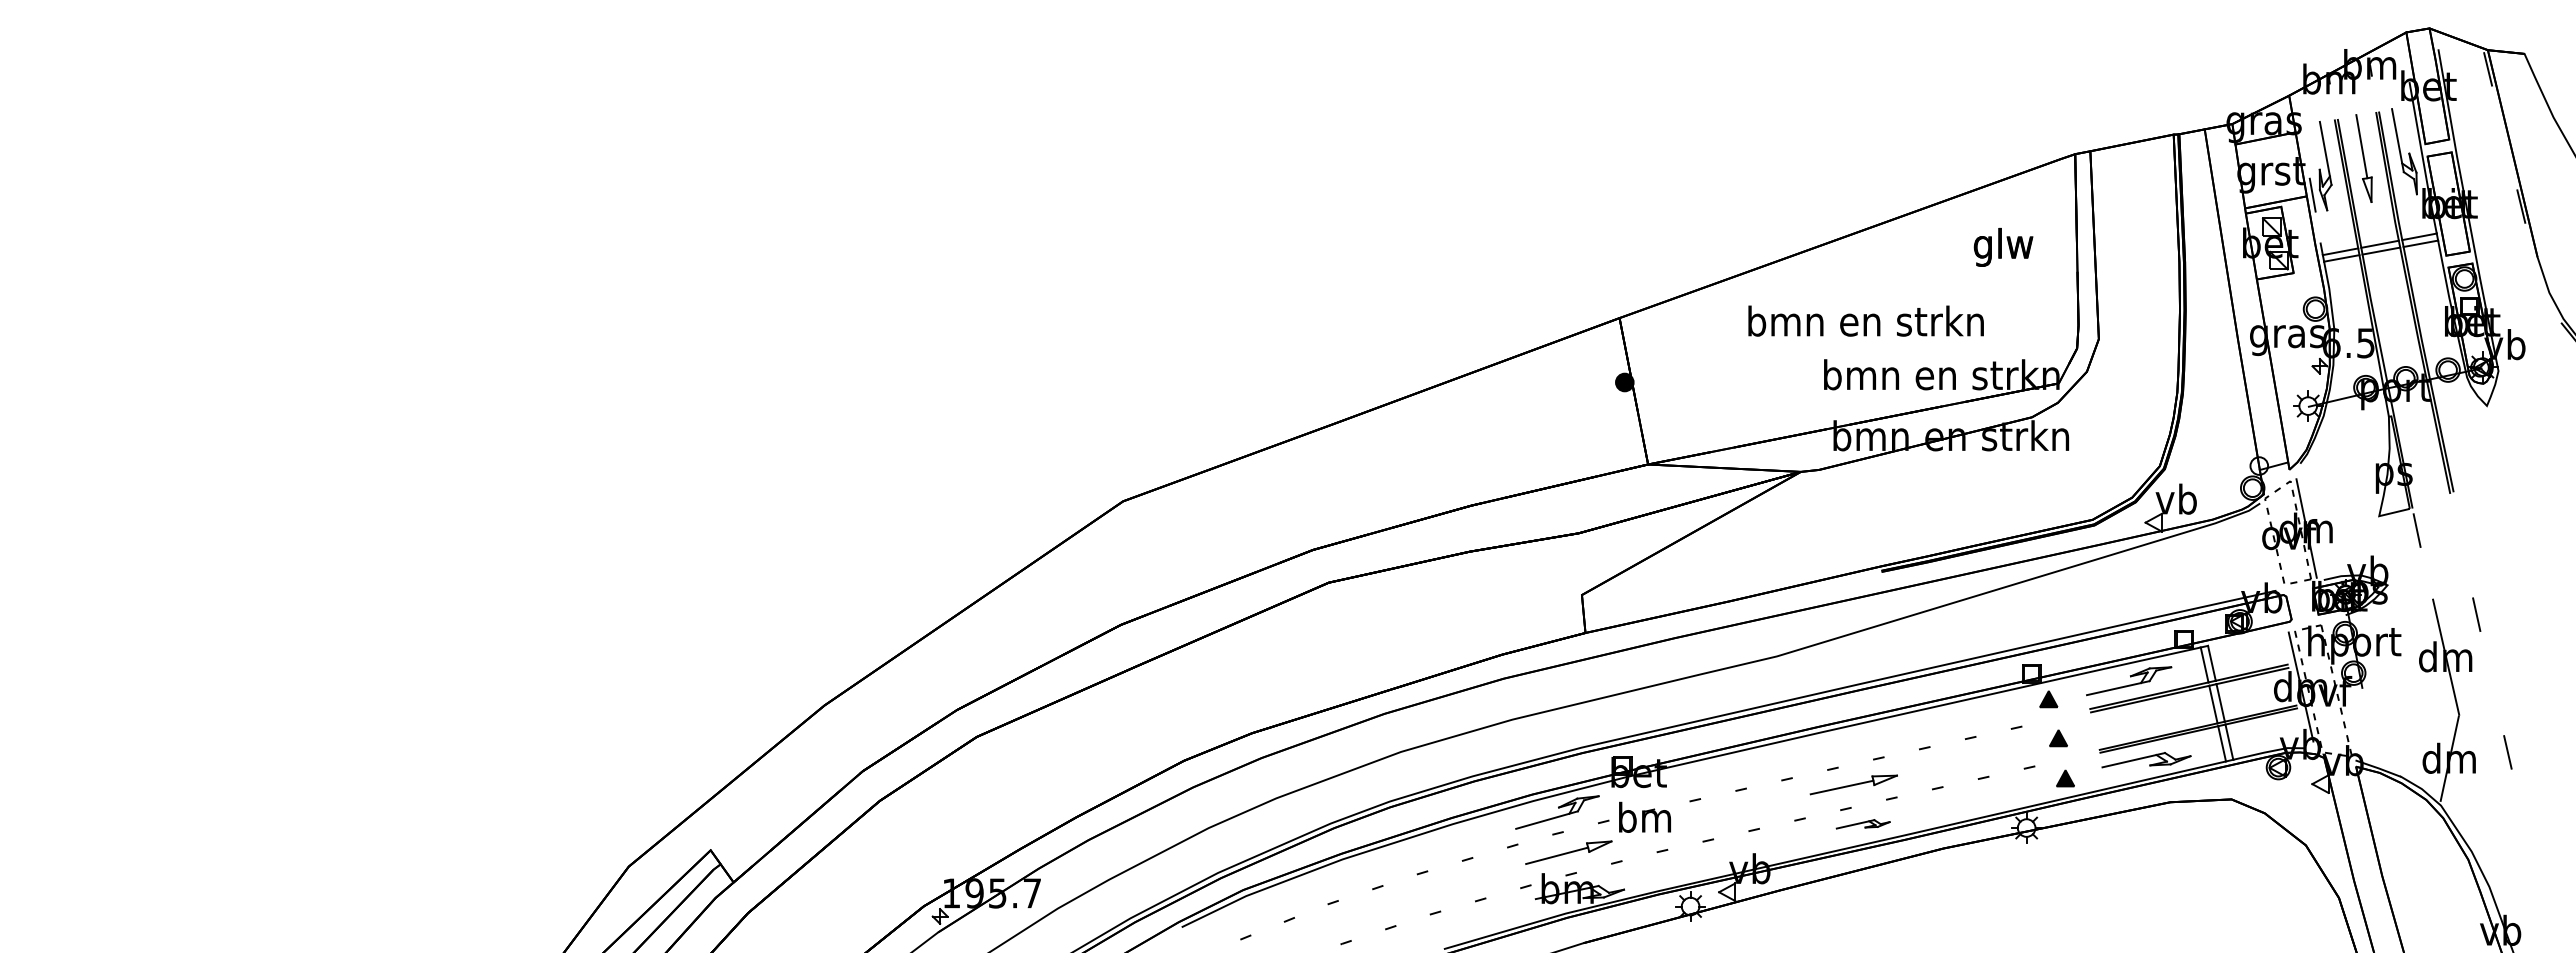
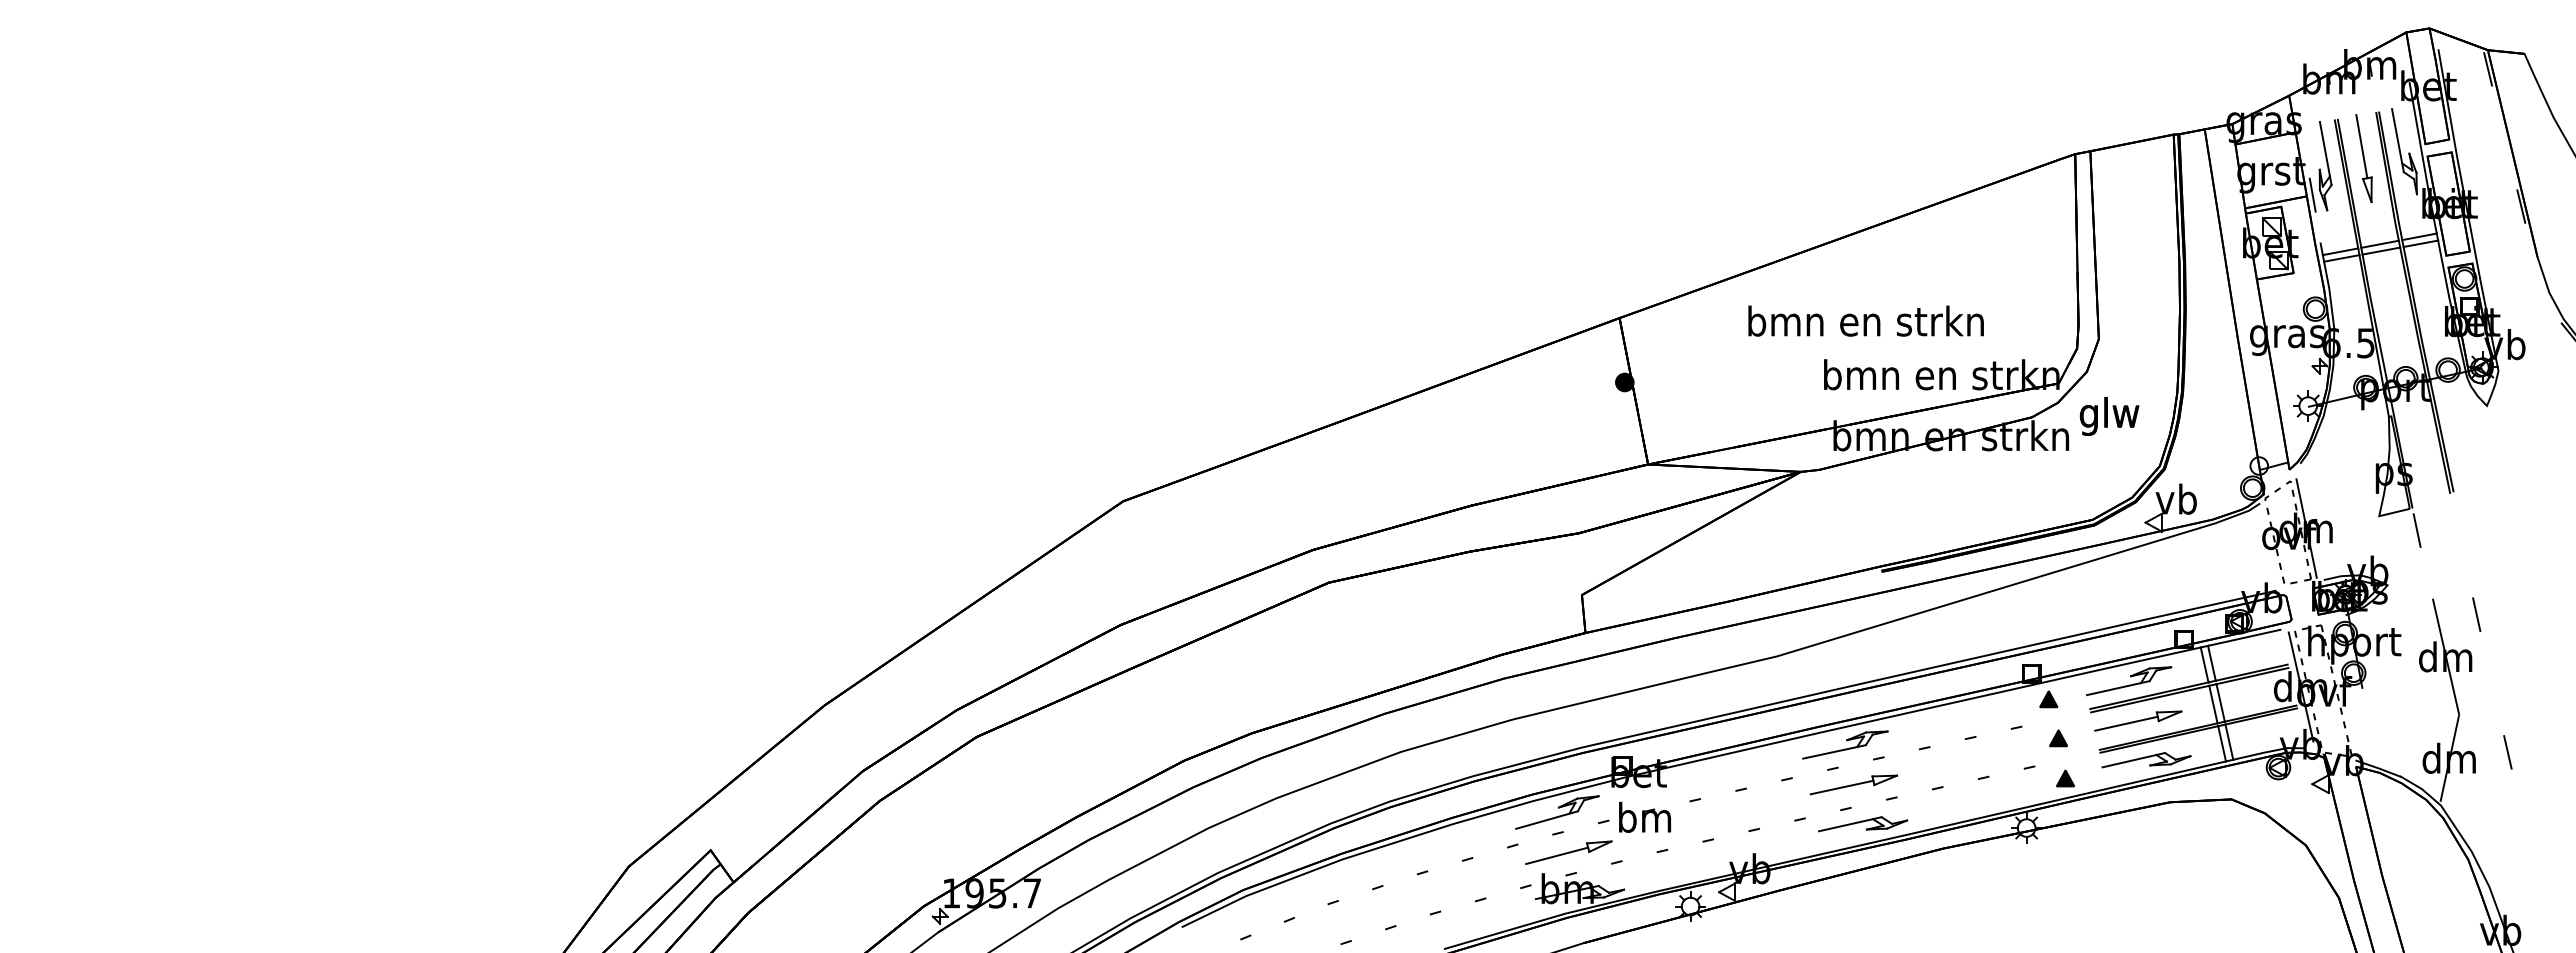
text position: (2003, 247) -> (2109, 416) (2109, 416)
line: none -> present (2244, 637)
part: none -> present (2138, 720)
part: none -> present (1845, 744)
part size: 56x11 px -> 91x17 px (1863, 824)
